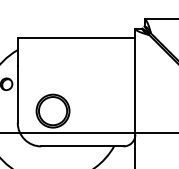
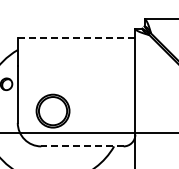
line: solid -> dashed (76, 38)
line: solid -> dashed (81, 146)
